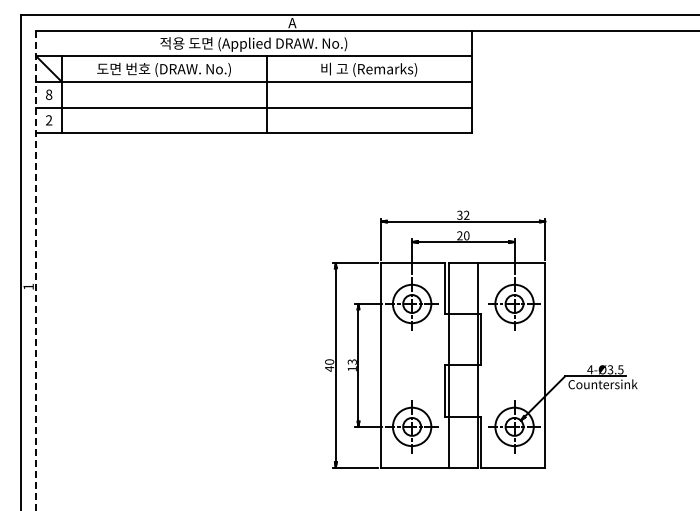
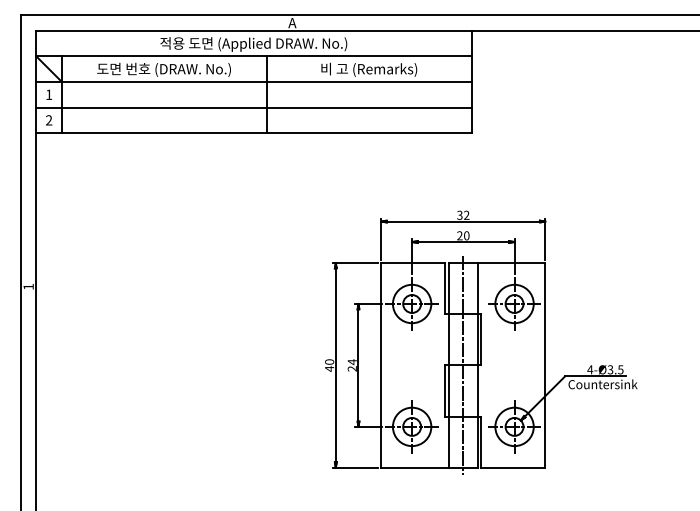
text: 8 -> 1 (49, 94)
line: dashed -> solid (36, 270)
text: 13 -> 24 (351, 365)
line: none -> present (463, 365)
